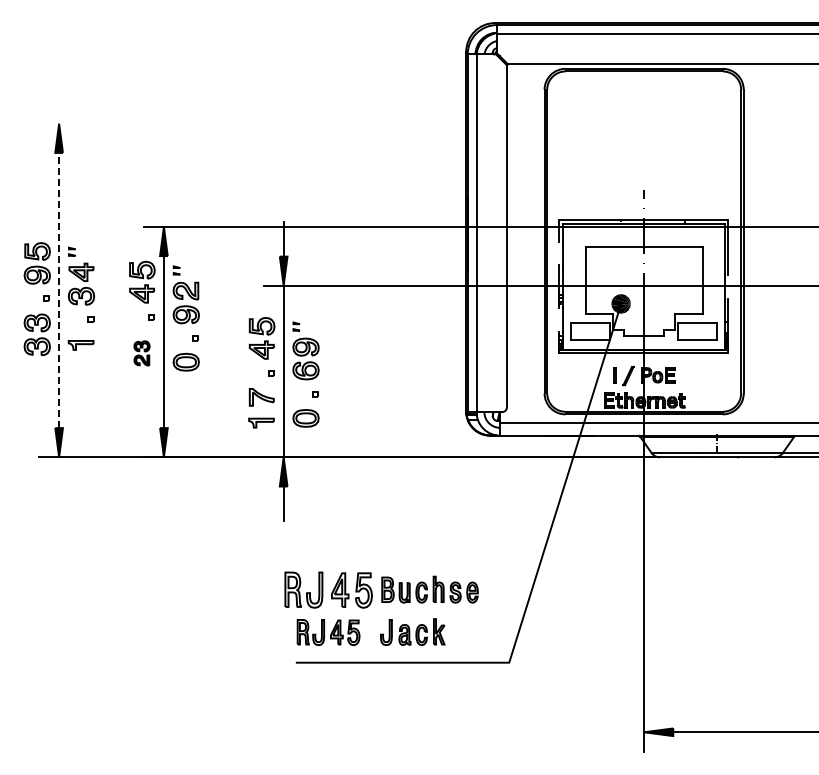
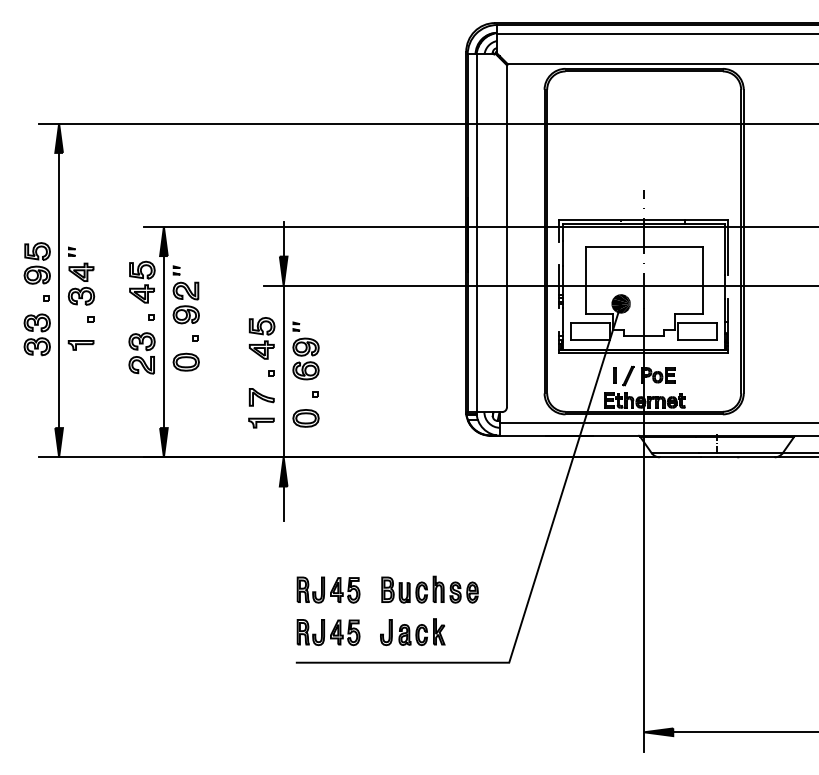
line: none -> present (427, 123)
line: dashed -> solid (59, 290)
part size: 18x27 px -> 28x43 px (141, 353)
part size: 89x38 px -> 65x28 px (328, 589)
